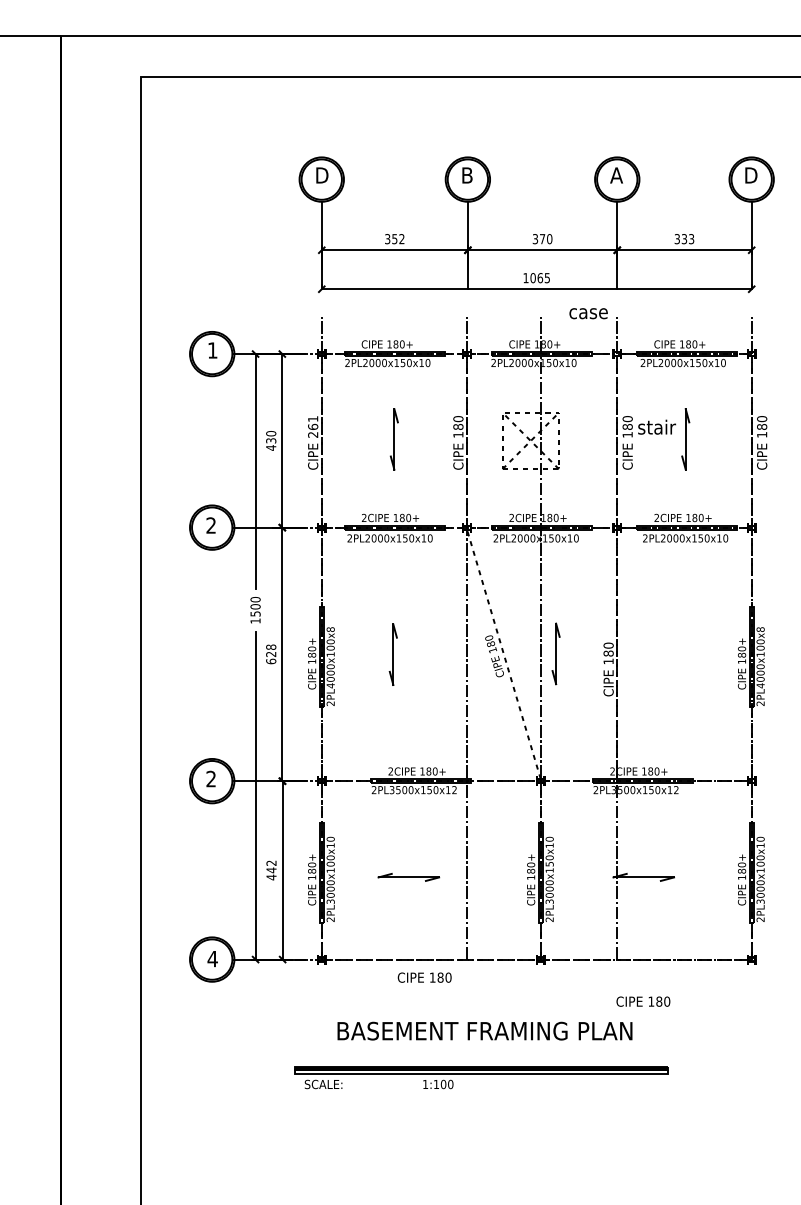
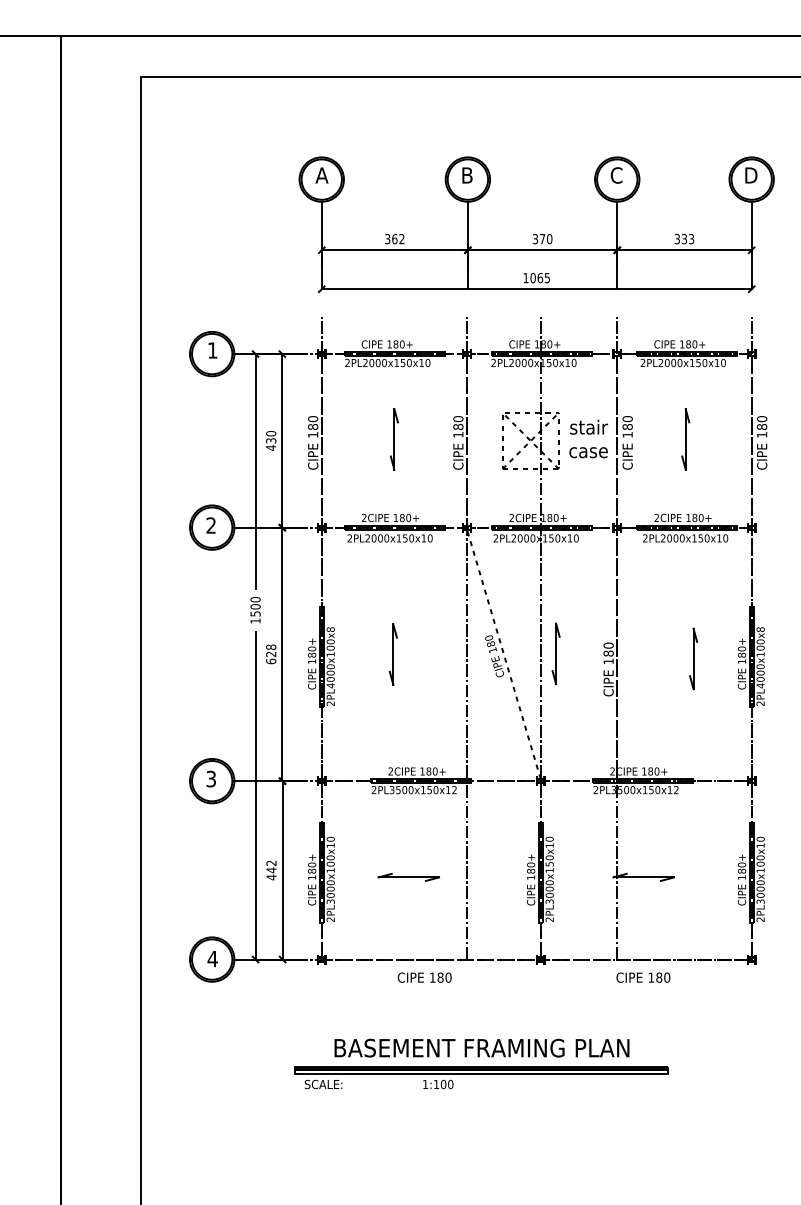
text: D -> A (321, 175)
text: A -> C (616, 175)
text: 352 -> 362 (394, 239)
text position: (588, 313) -> (588, 452) (588, 452)
text: 261 -> 180 (313, 426)
text position: (656, 426) -> (588, 426) (588, 426)
part: none -> present (693, 658)
text: 2 -> 3 (210, 779)
text position: (643, 1001) -> (643, 977) (643, 977)
text position: (484, 1030) -> (481, 1047) (481, 1047)
